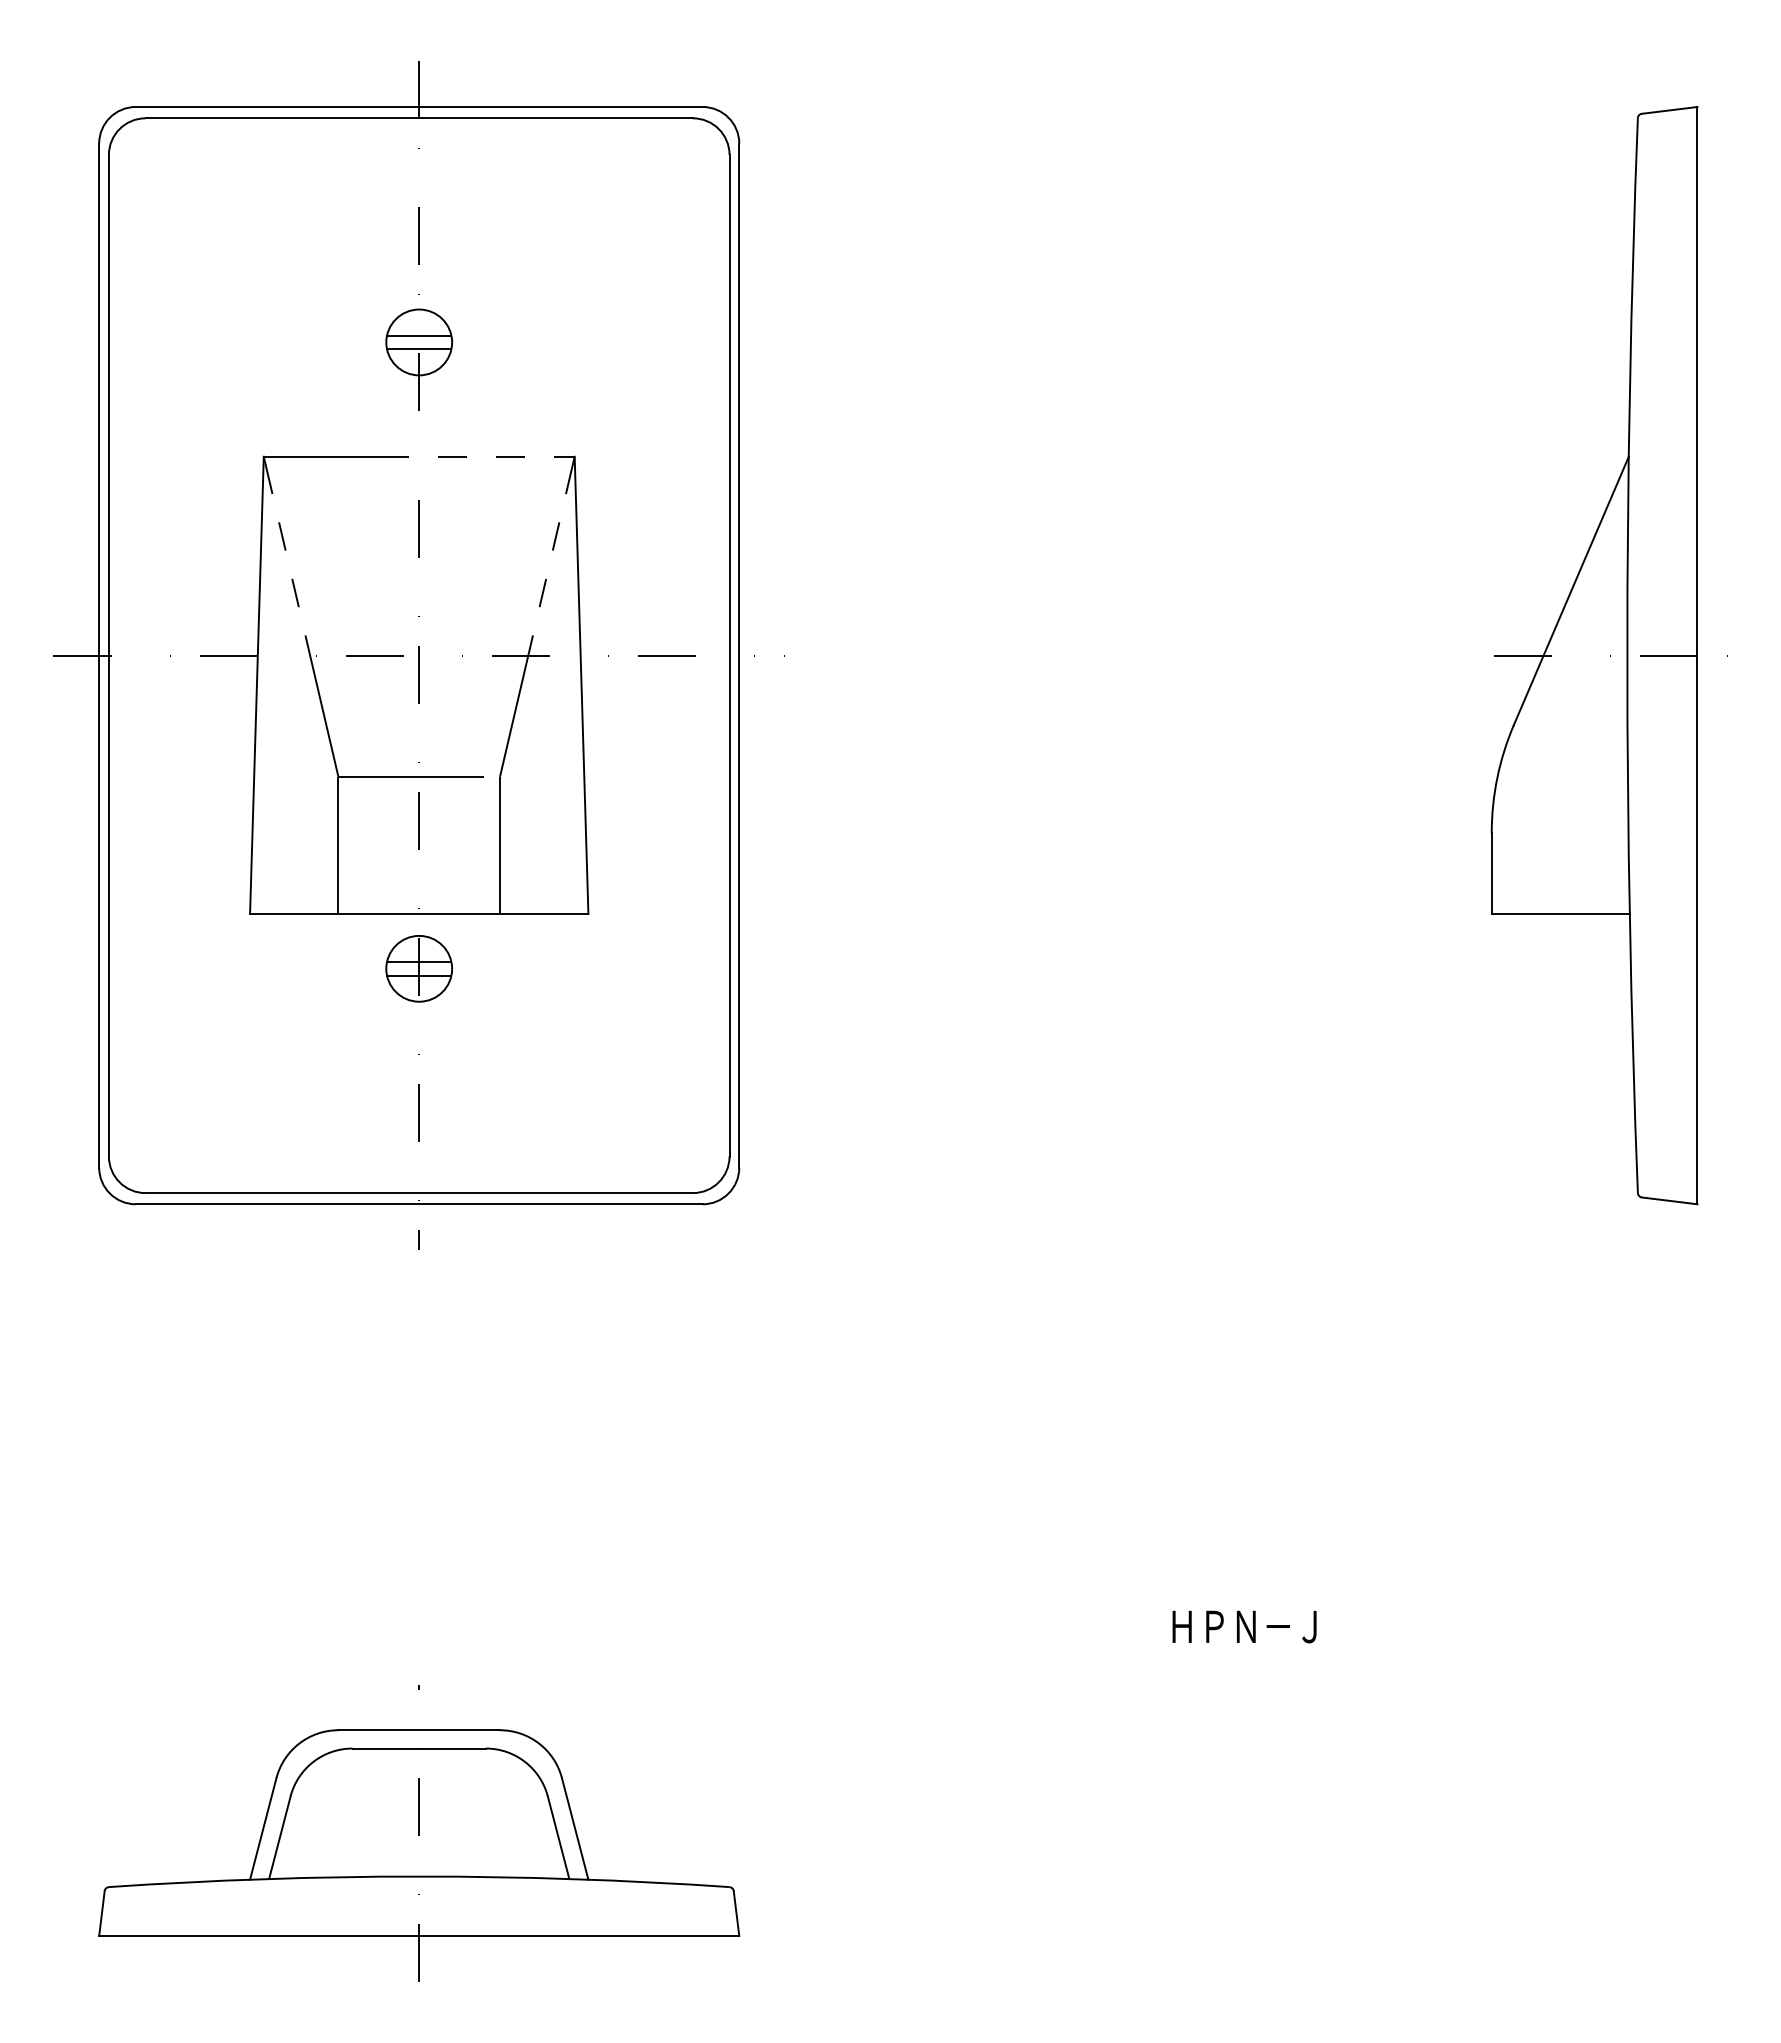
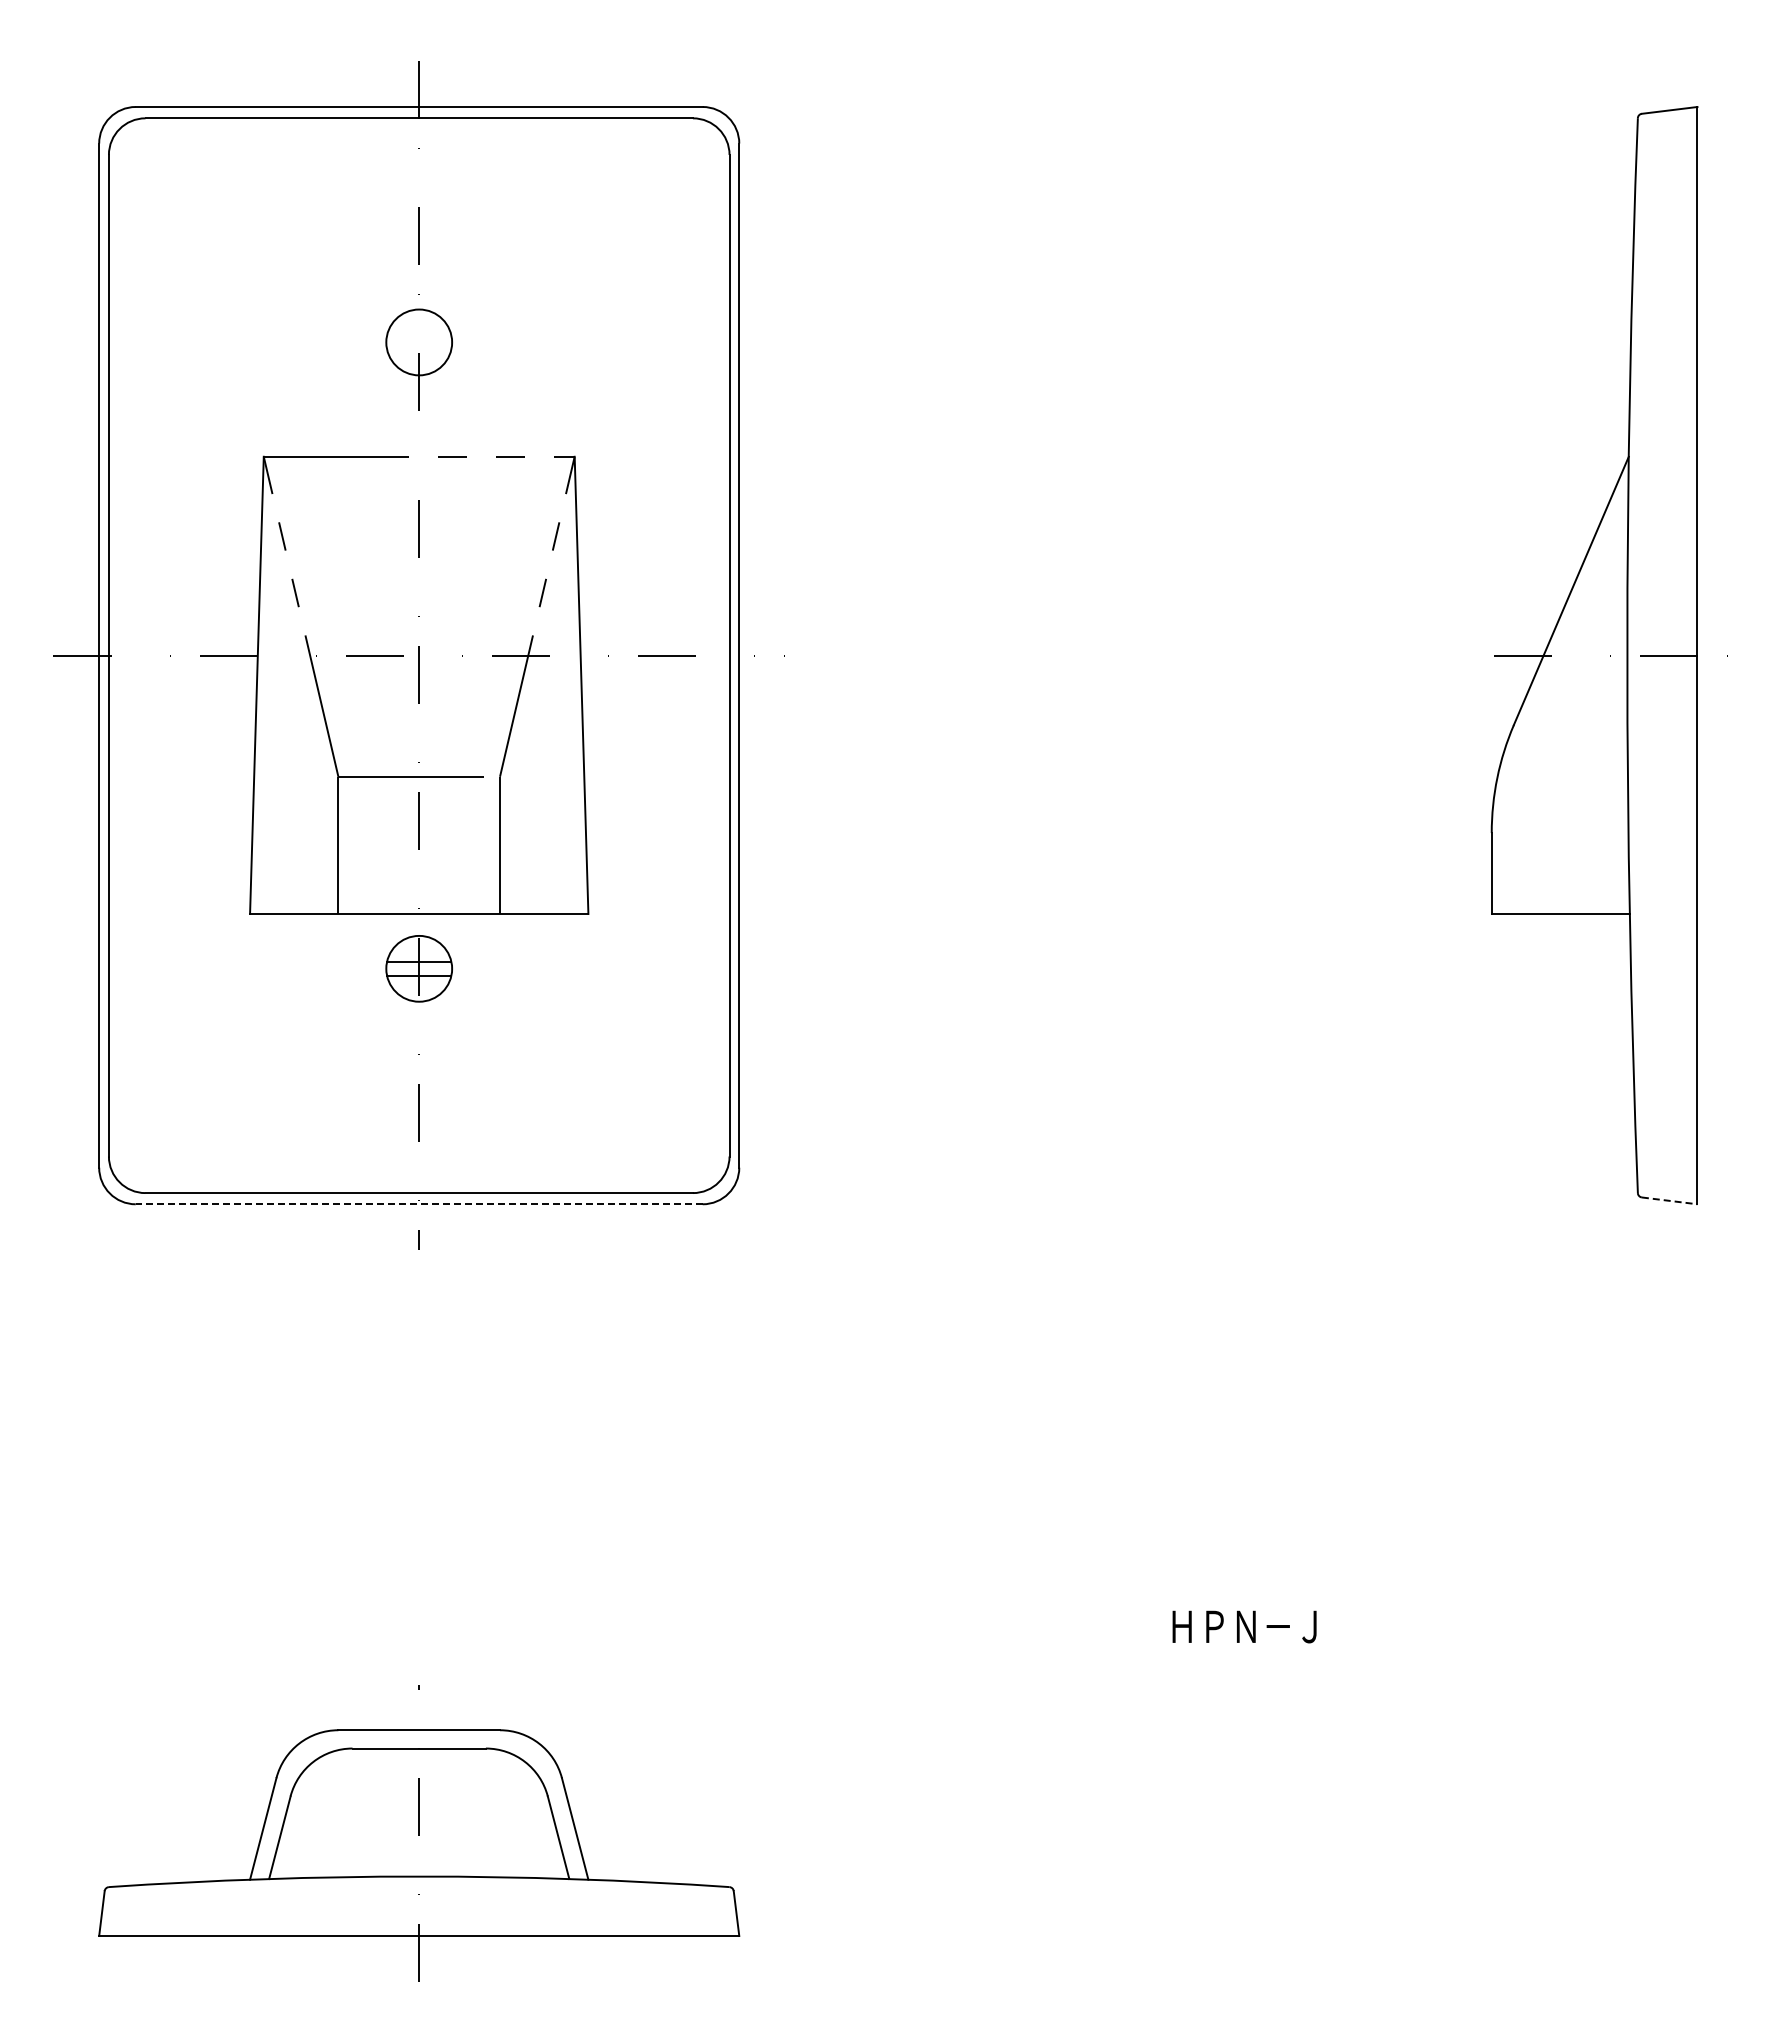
line: present -> none (419, 335)
line: present -> none (419, 349)
line: solid -> dashed (1670, 1200)
line: solid -> dashed (418, 1204)
